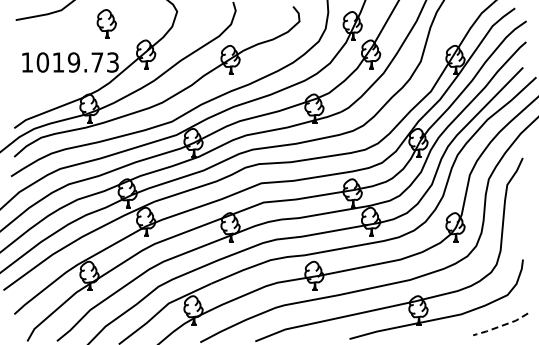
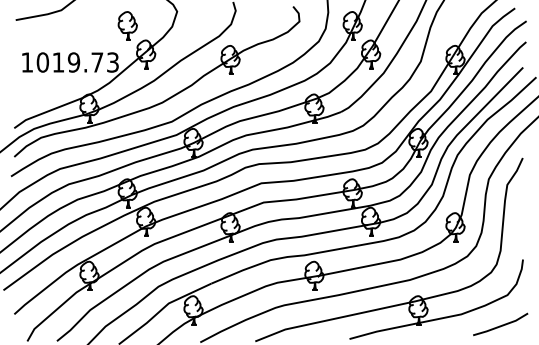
part position: (106, 23) -> (127, 25) (127, 25)
line: dashed -> solid (501, 326)
